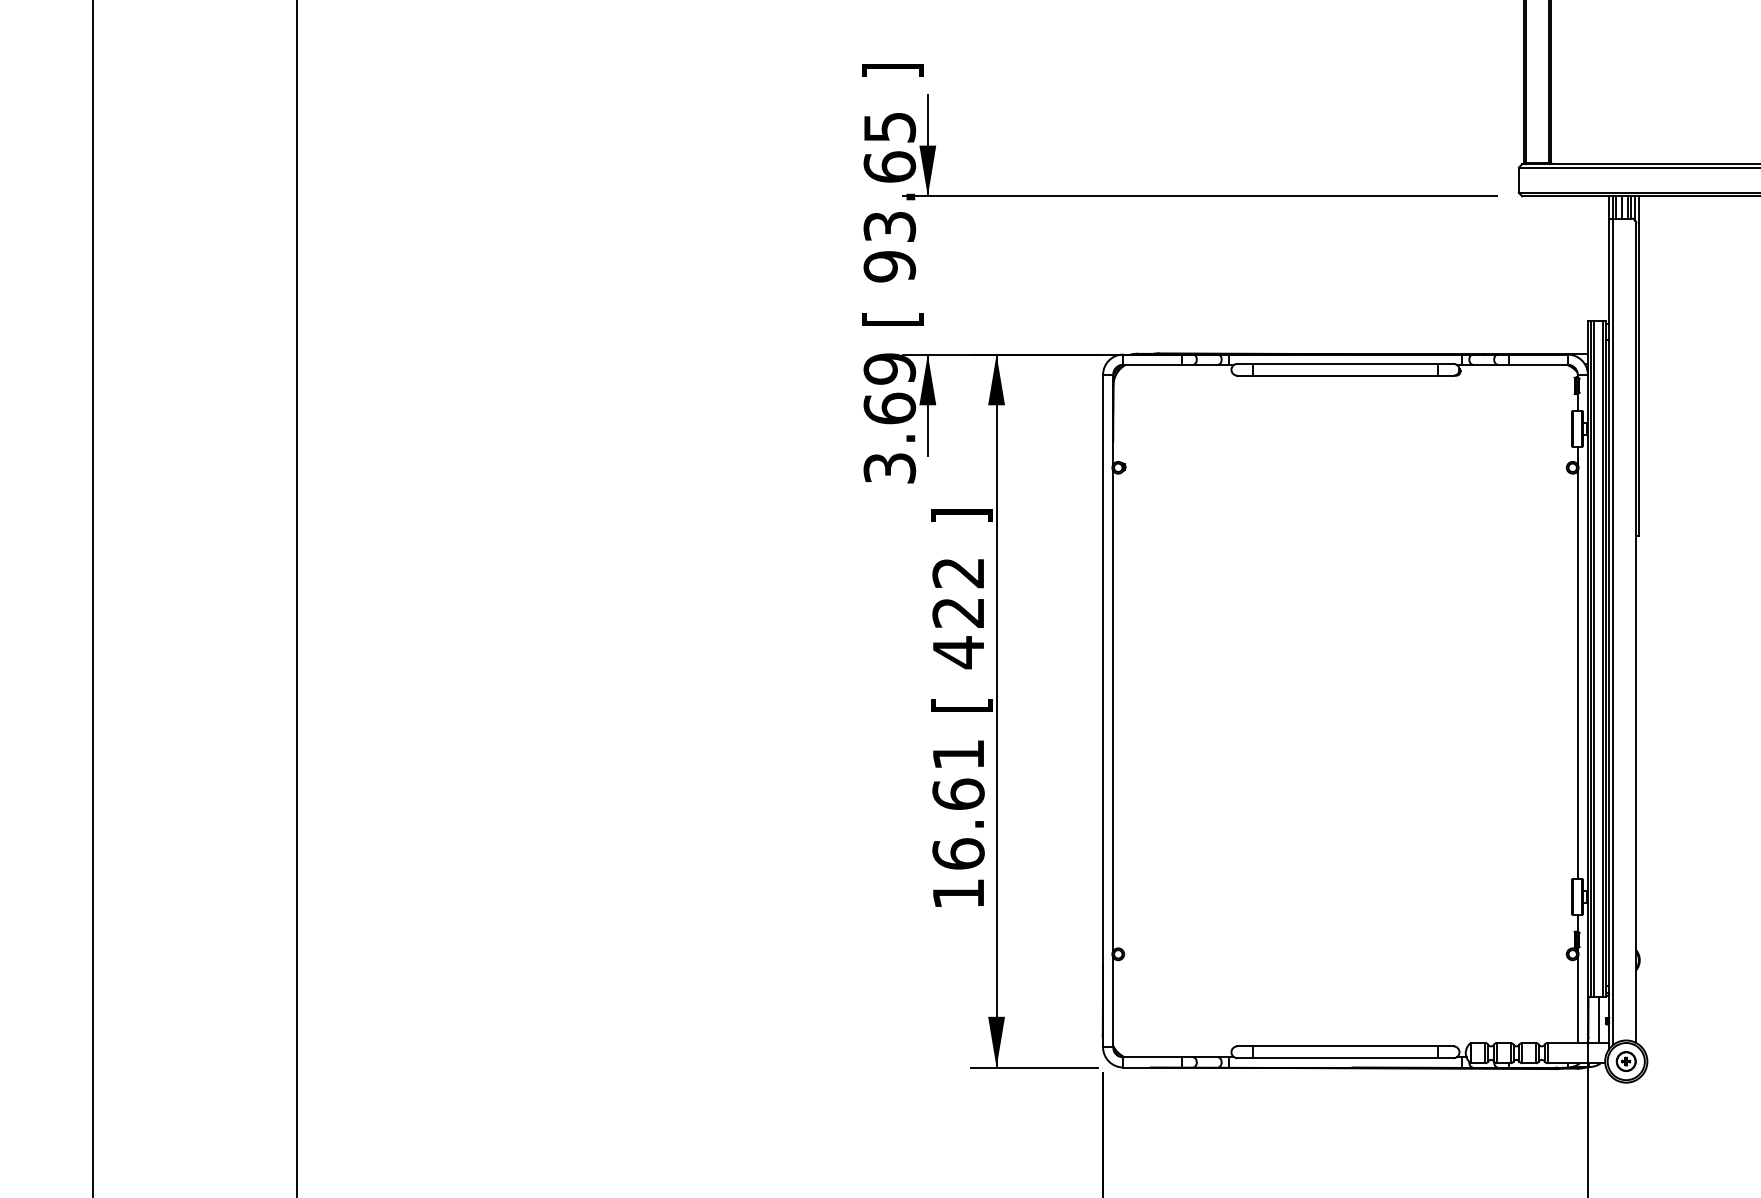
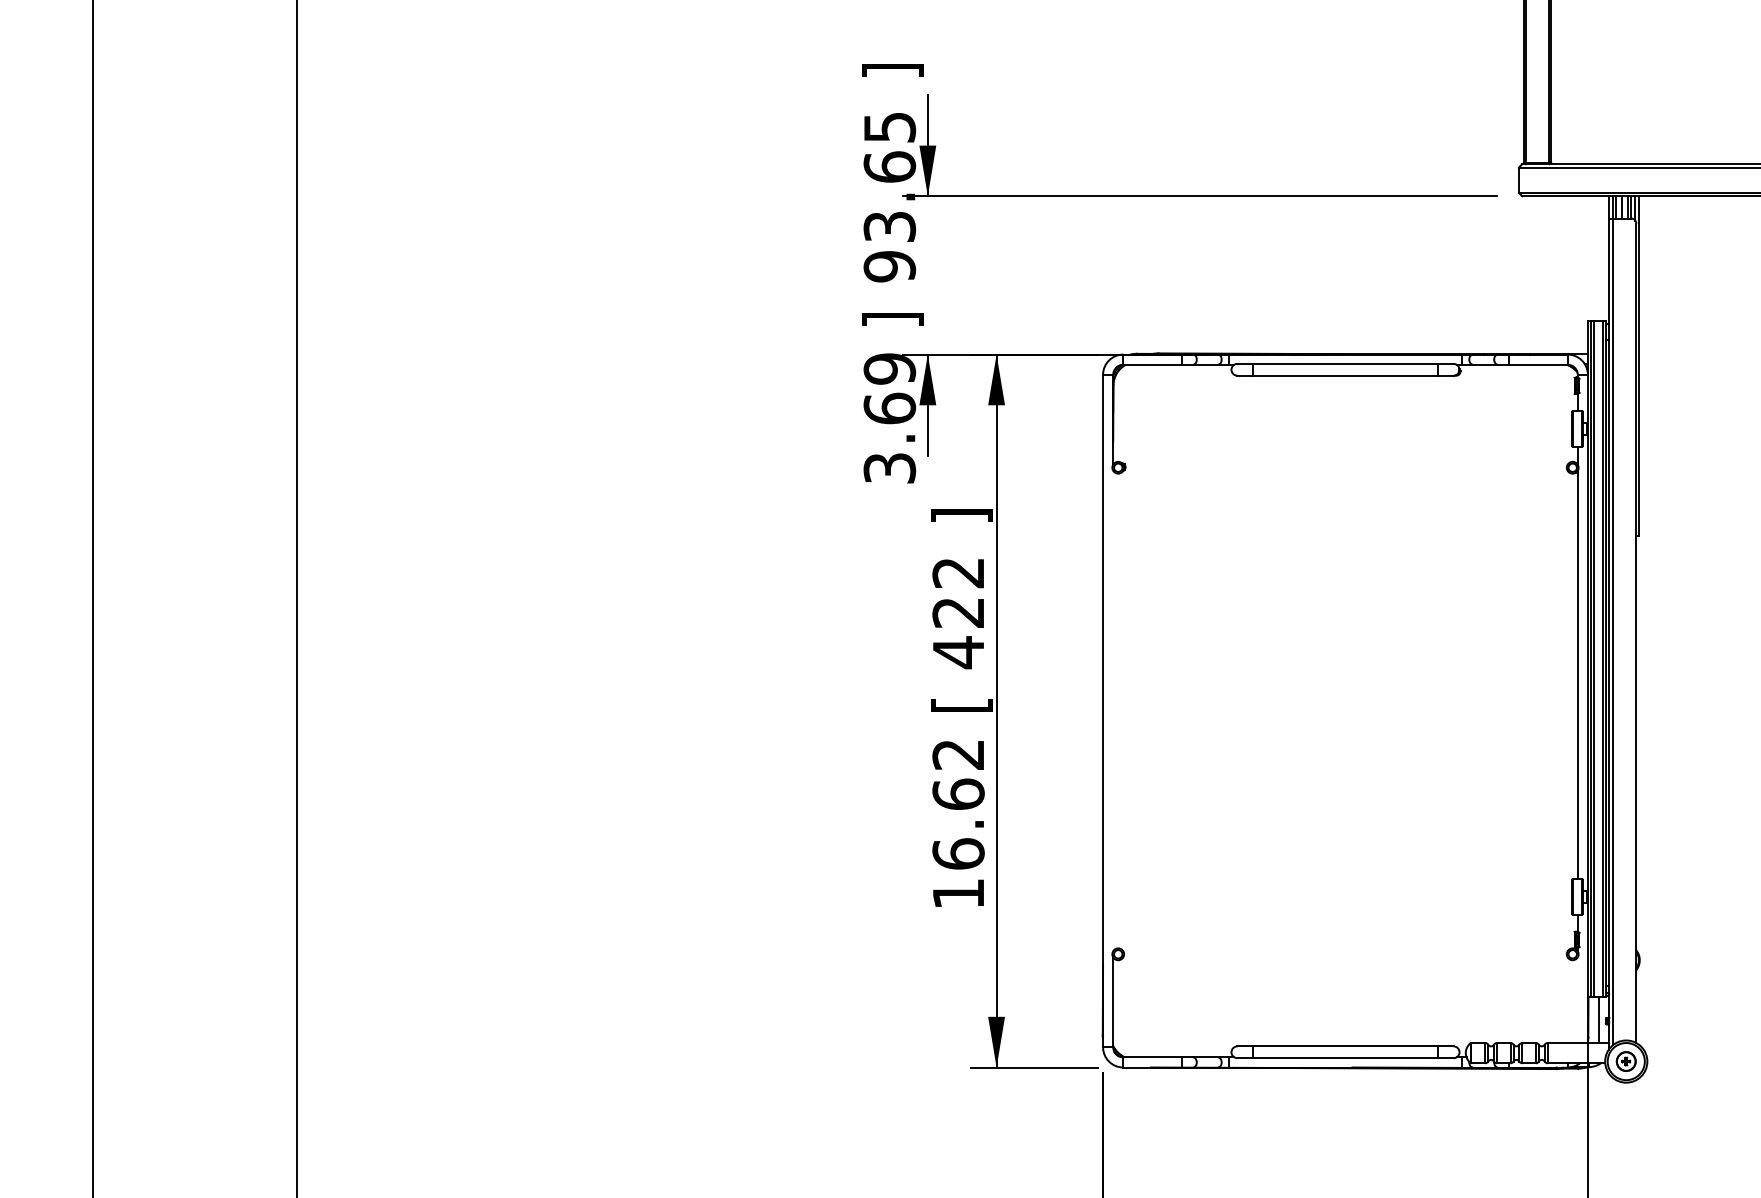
text: [ -> ] (892, 319)
line: present -> none (1113, 710)
text: 16.61 -> 16.62 (957, 754)
line: present -> none (1577, 1000)
